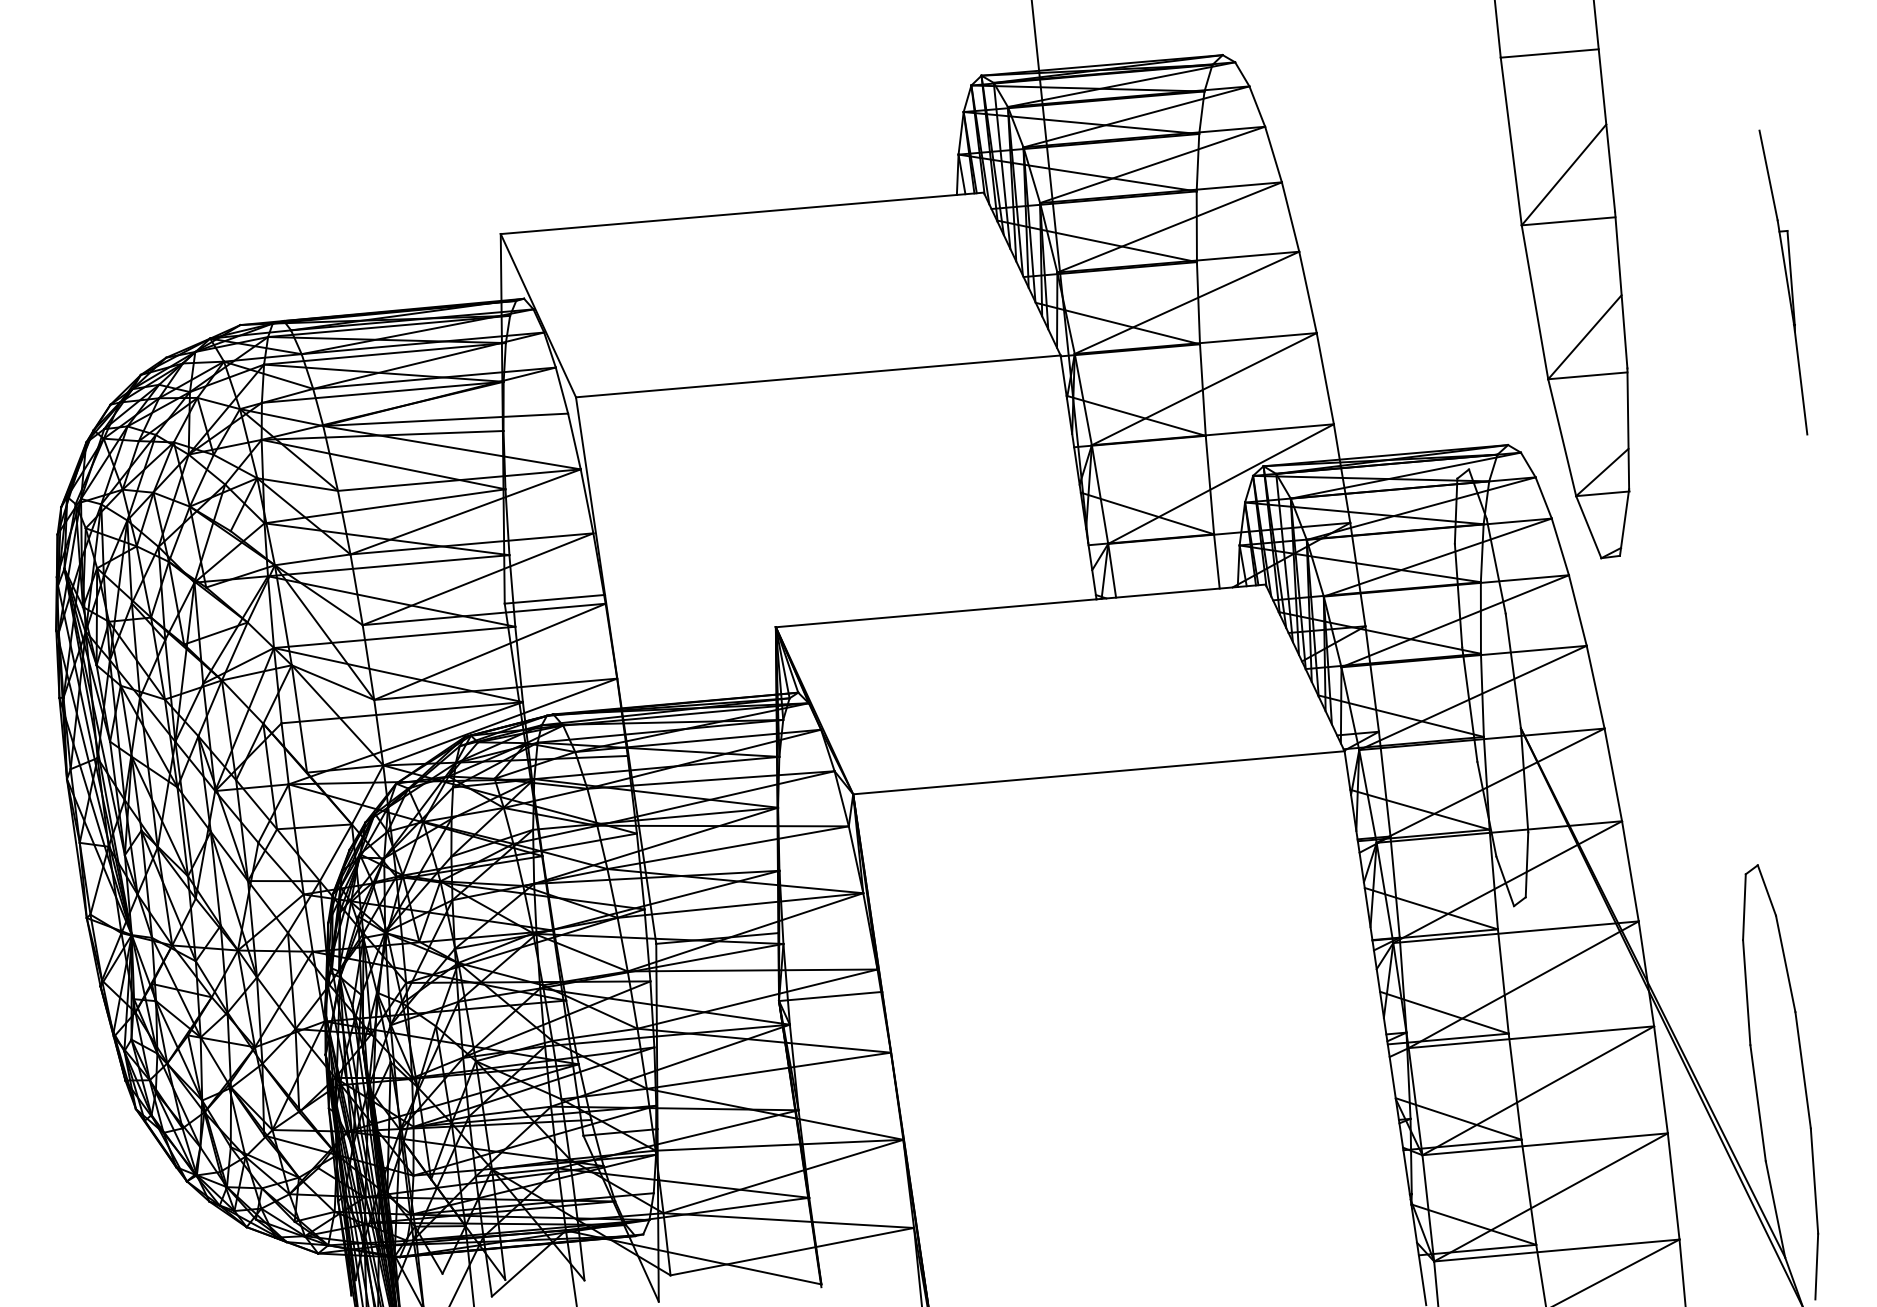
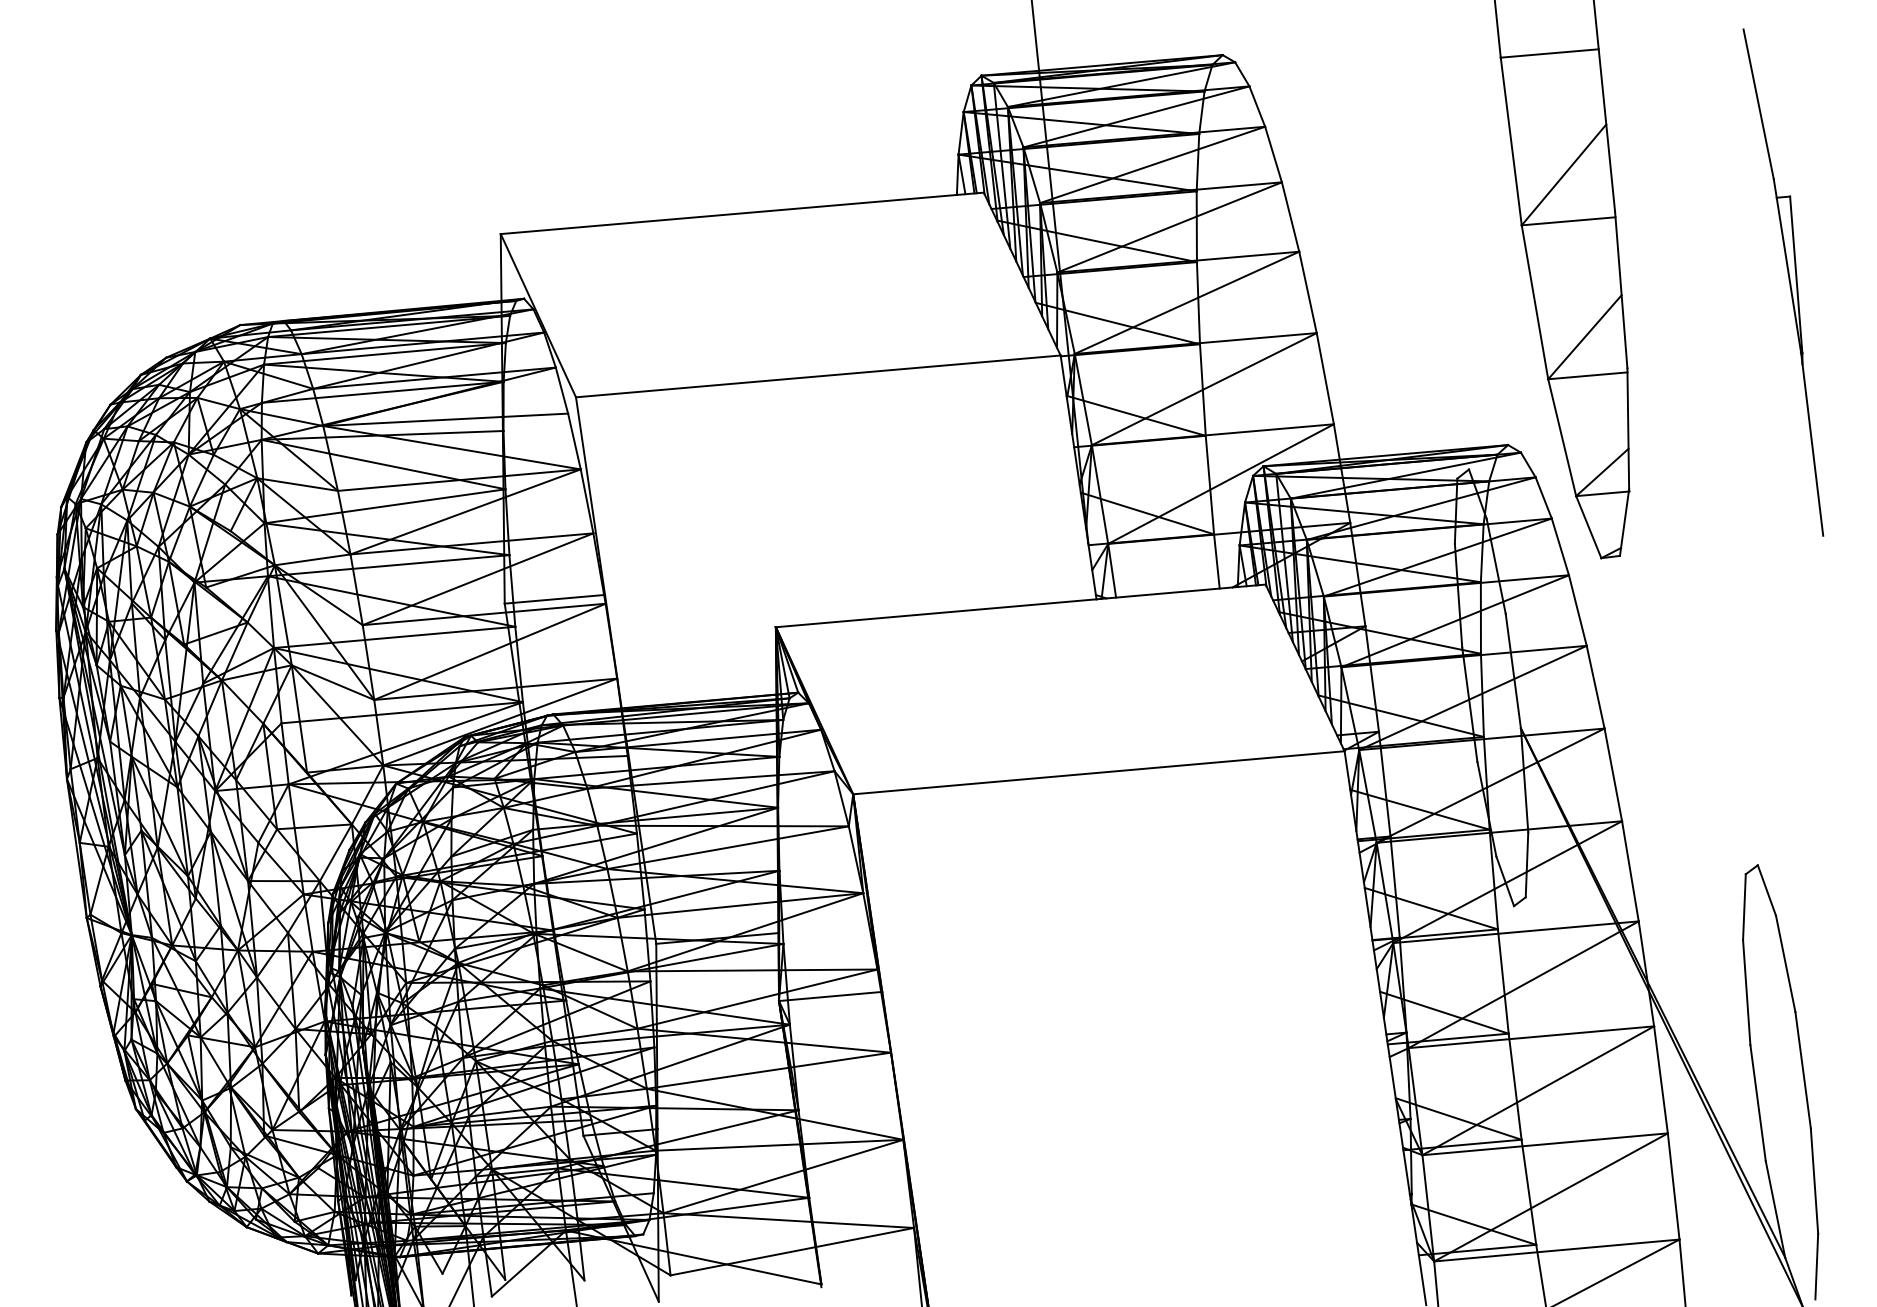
part size: 51x307 px -> 83x509 px (1783, 282)
